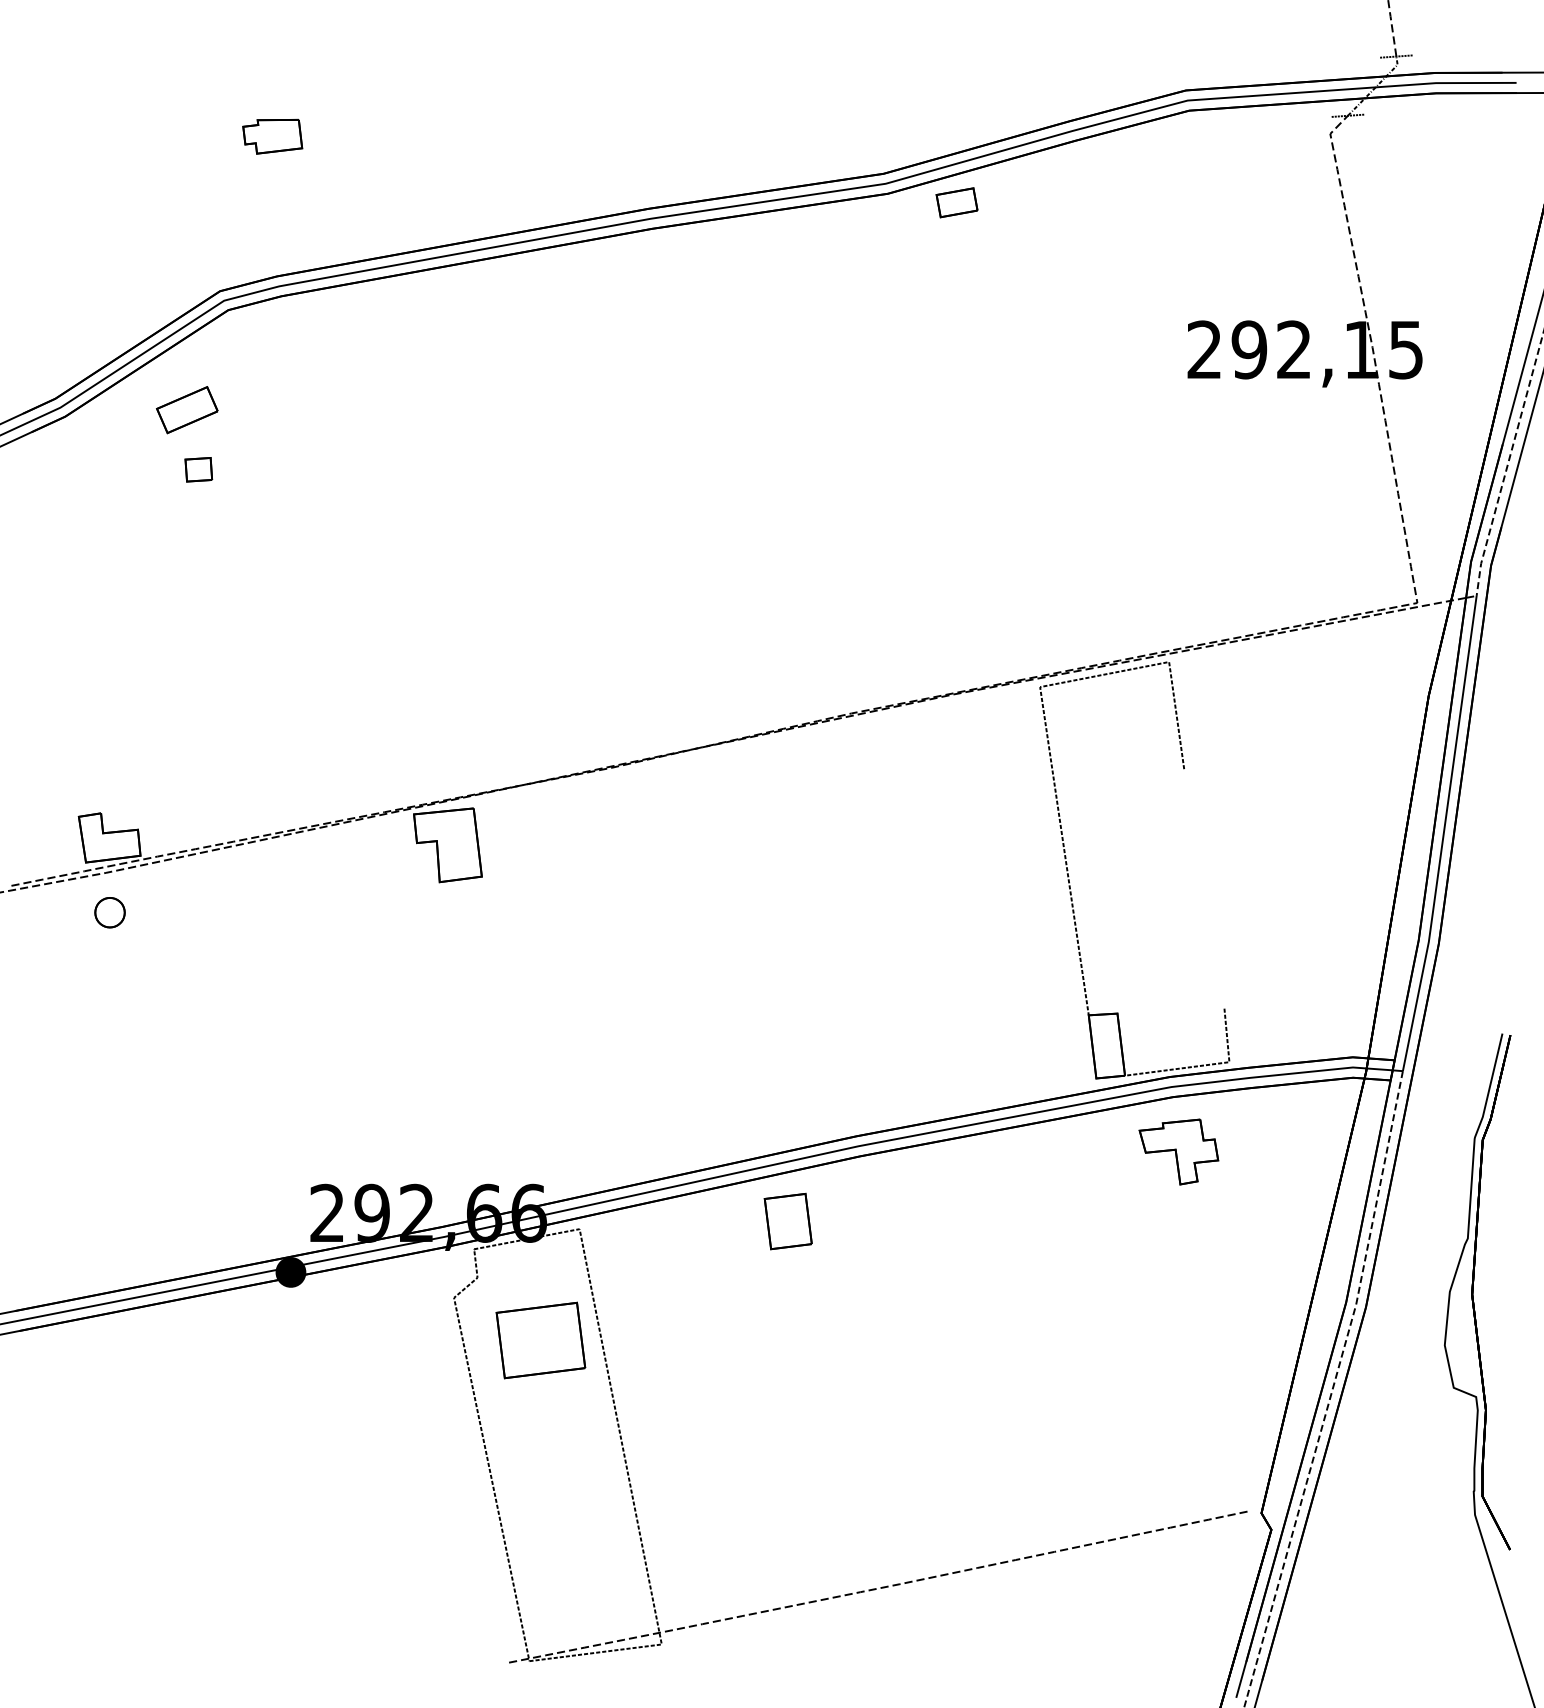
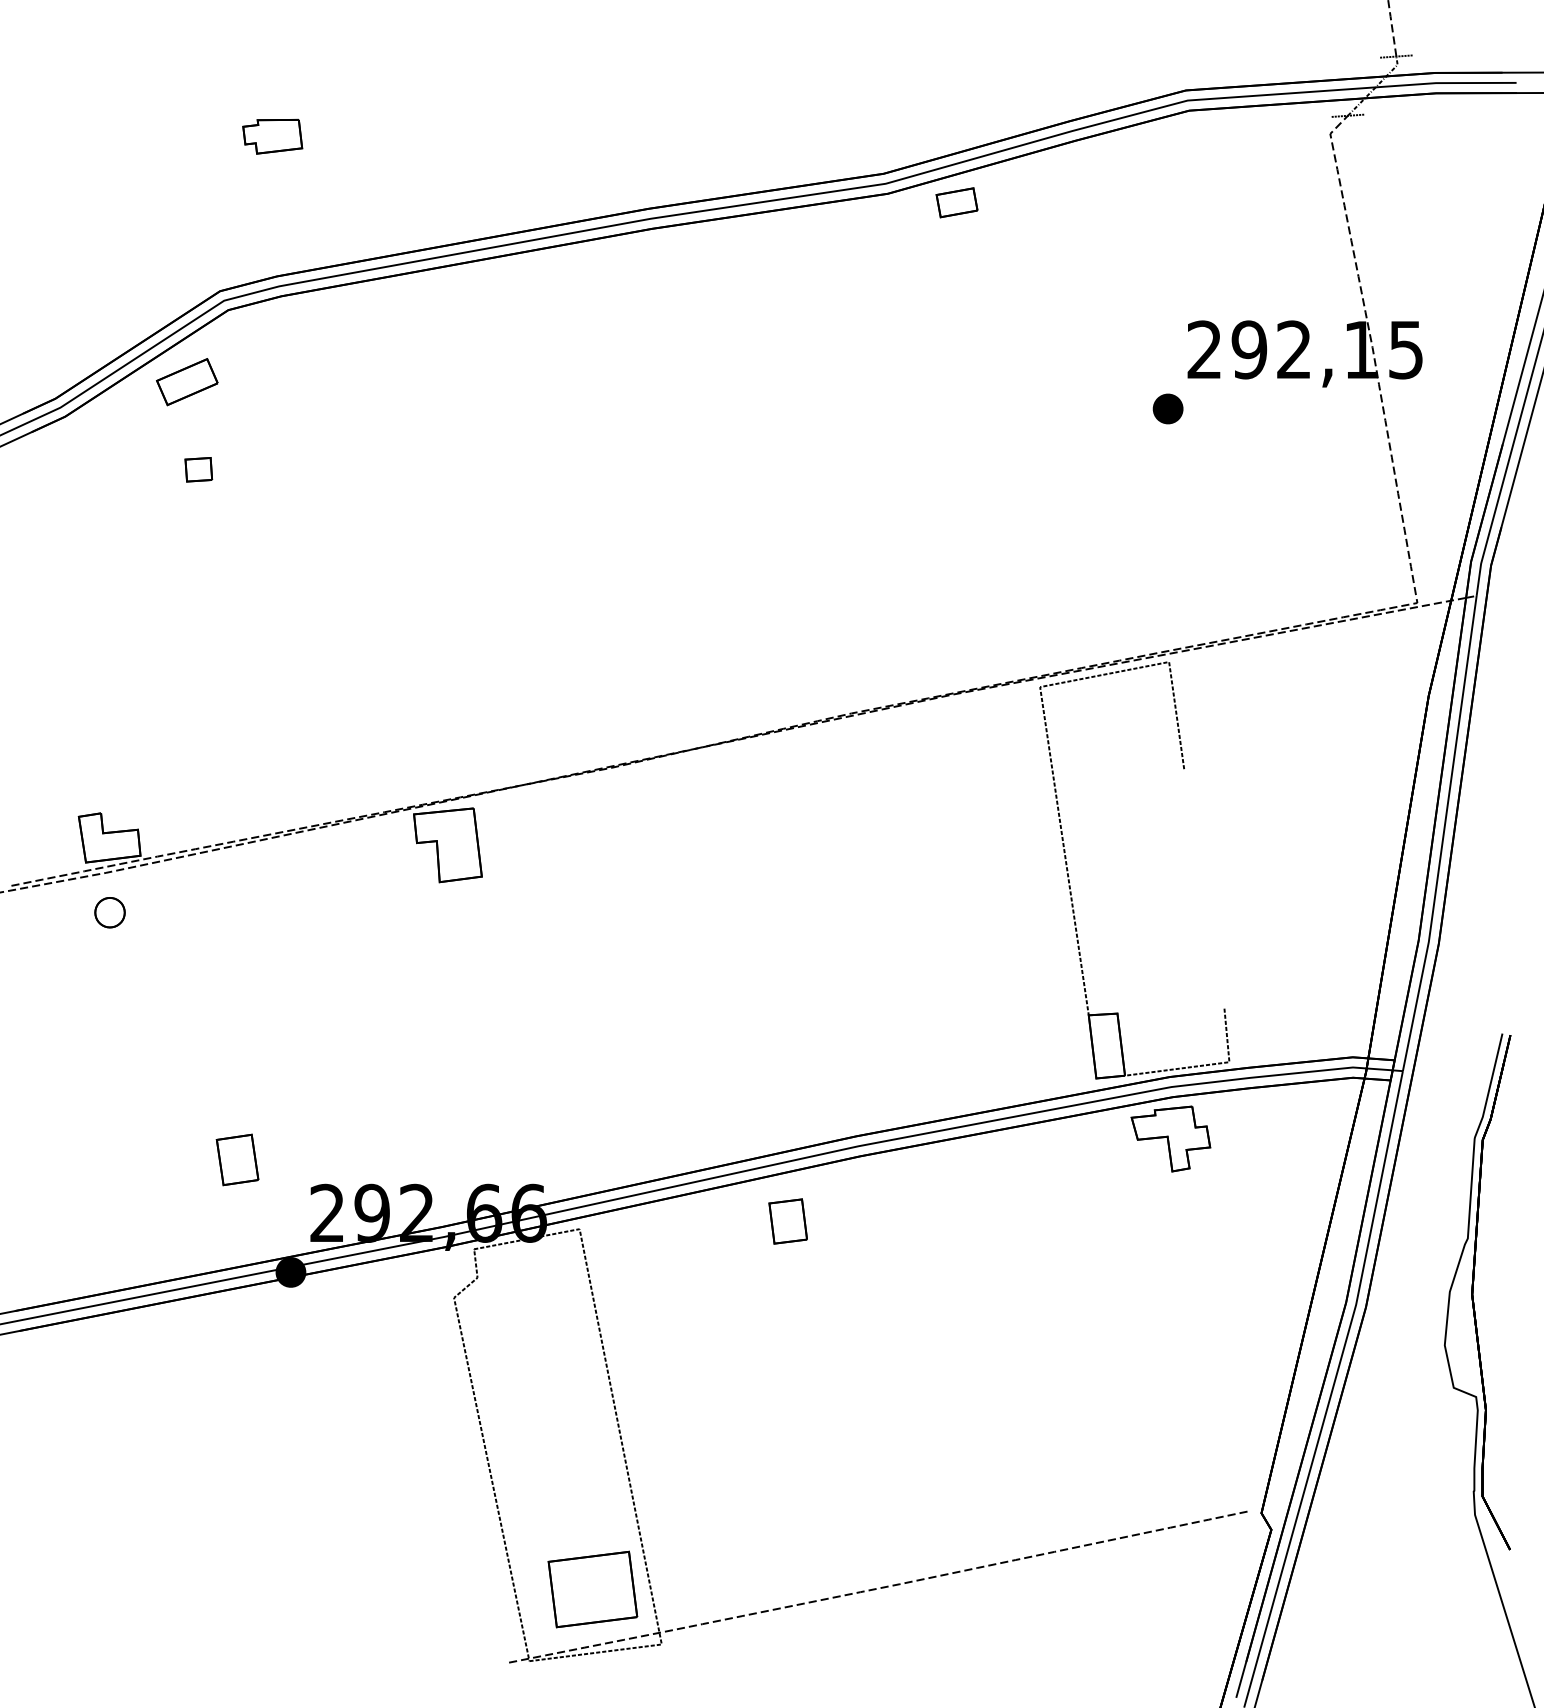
part: none -> present (1167, 408)
part position: (187, 410) -> (187, 382) (187, 382)
line: dashed -> solid (1507, 464)
part position: (1178, 1151) -> (1170, 1138) (1170, 1138)
part: none -> present (237, 1159)
part size: 50x59 px -> 40x47 px (787, 1221)
part position: (540, 1340) -> (592, 1589) (592, 1589)
line: dashed -> solid (1332, 1391)
